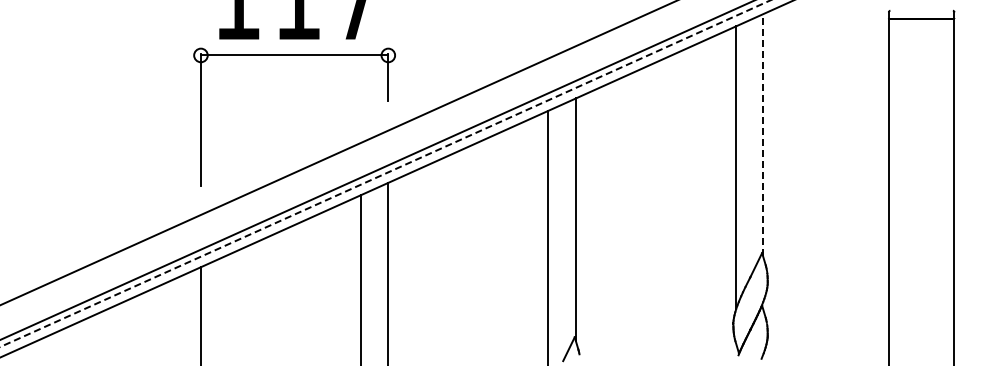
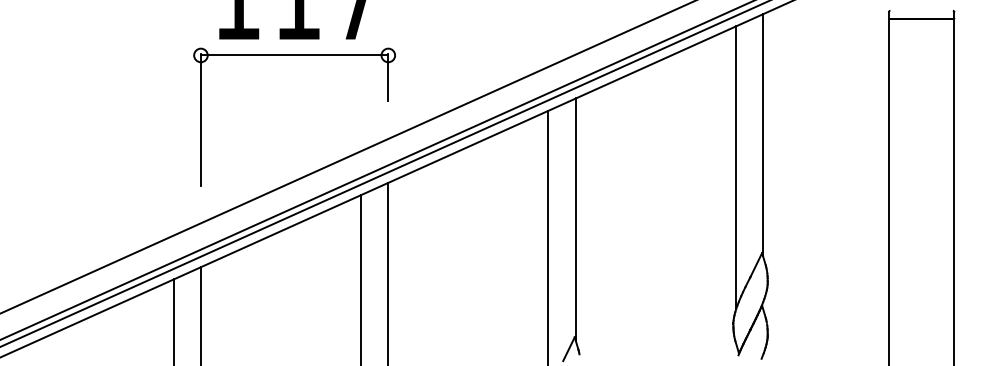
line: dashed -> solid (763, 134)
line position: (337, 153) -> (347, 157) (347, 157)
line: dashed -> solid (386, 173)
line: none -> present (173, 320)
